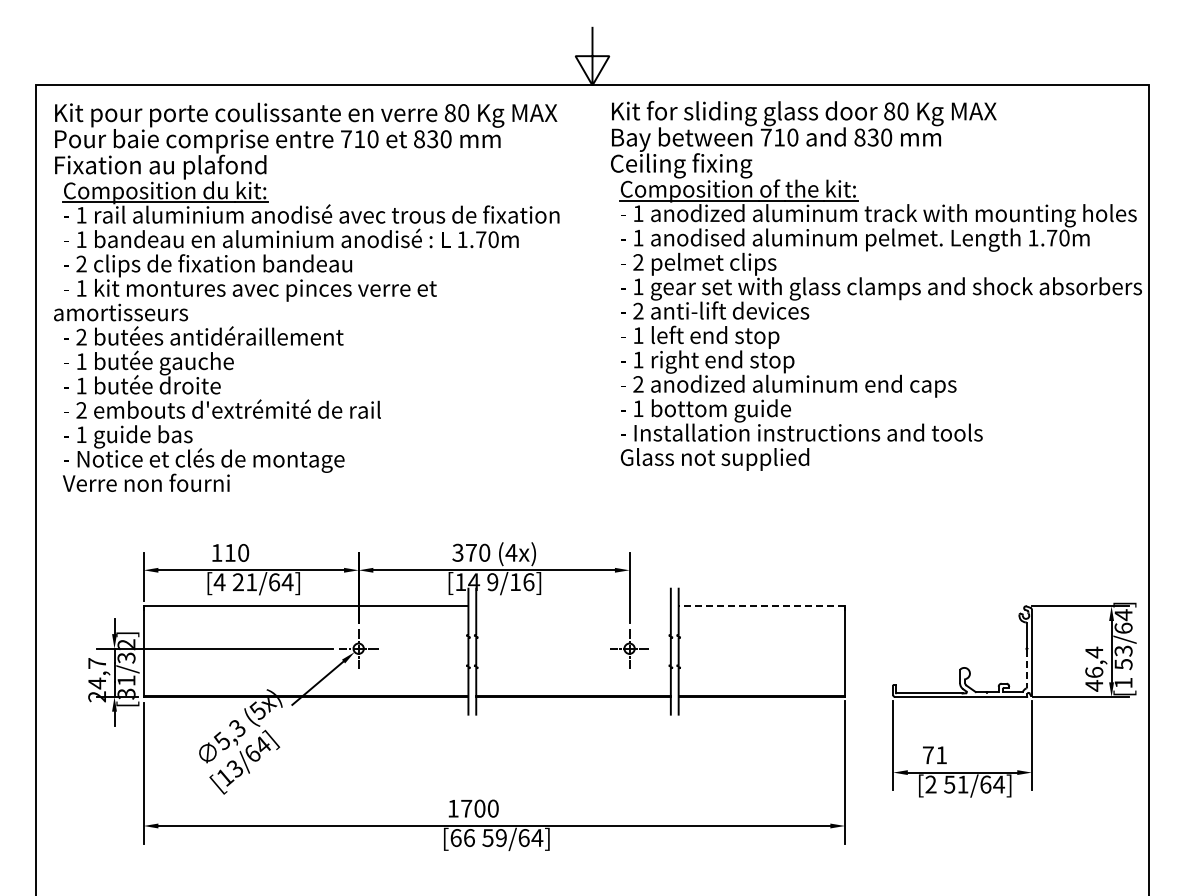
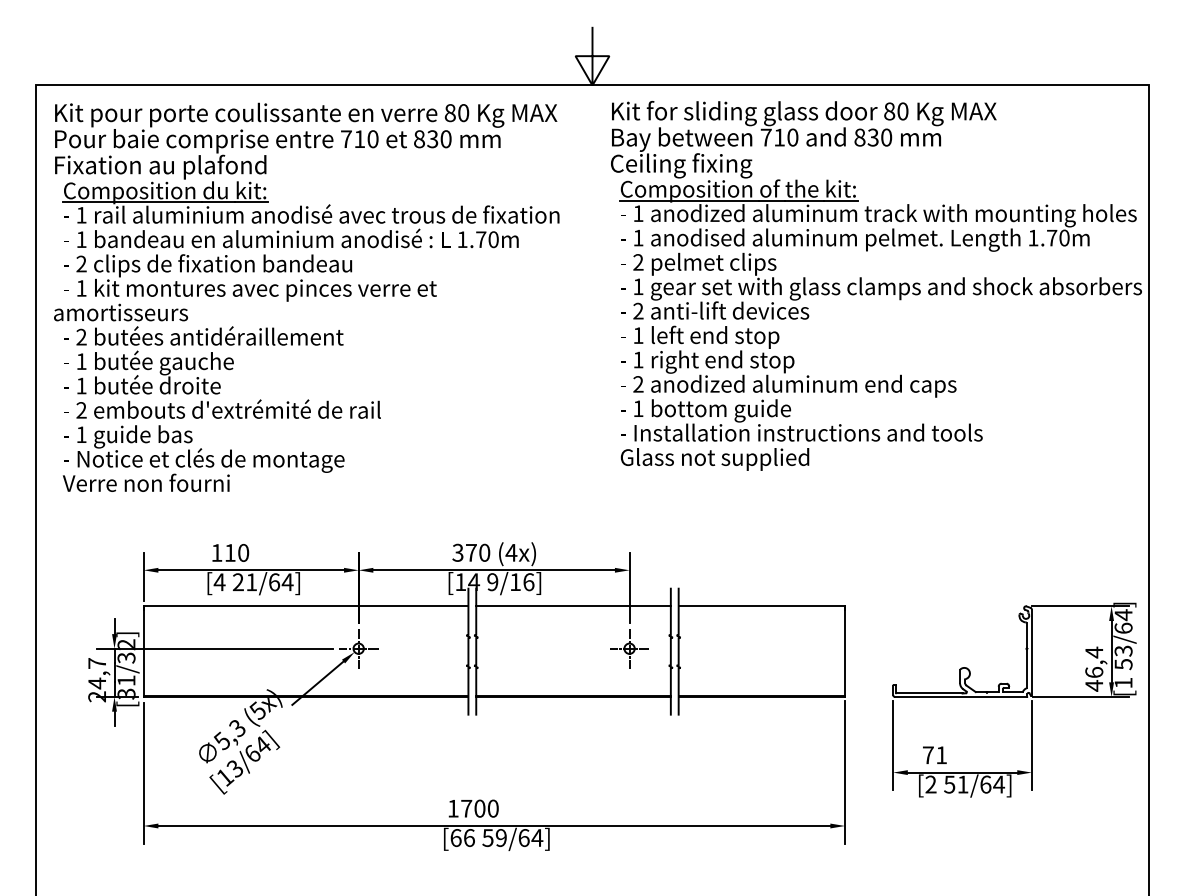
line: none -> present (573, 606)
line: dashed -> solid (761, 606)
line: dashed -> solid (1026, 669)
